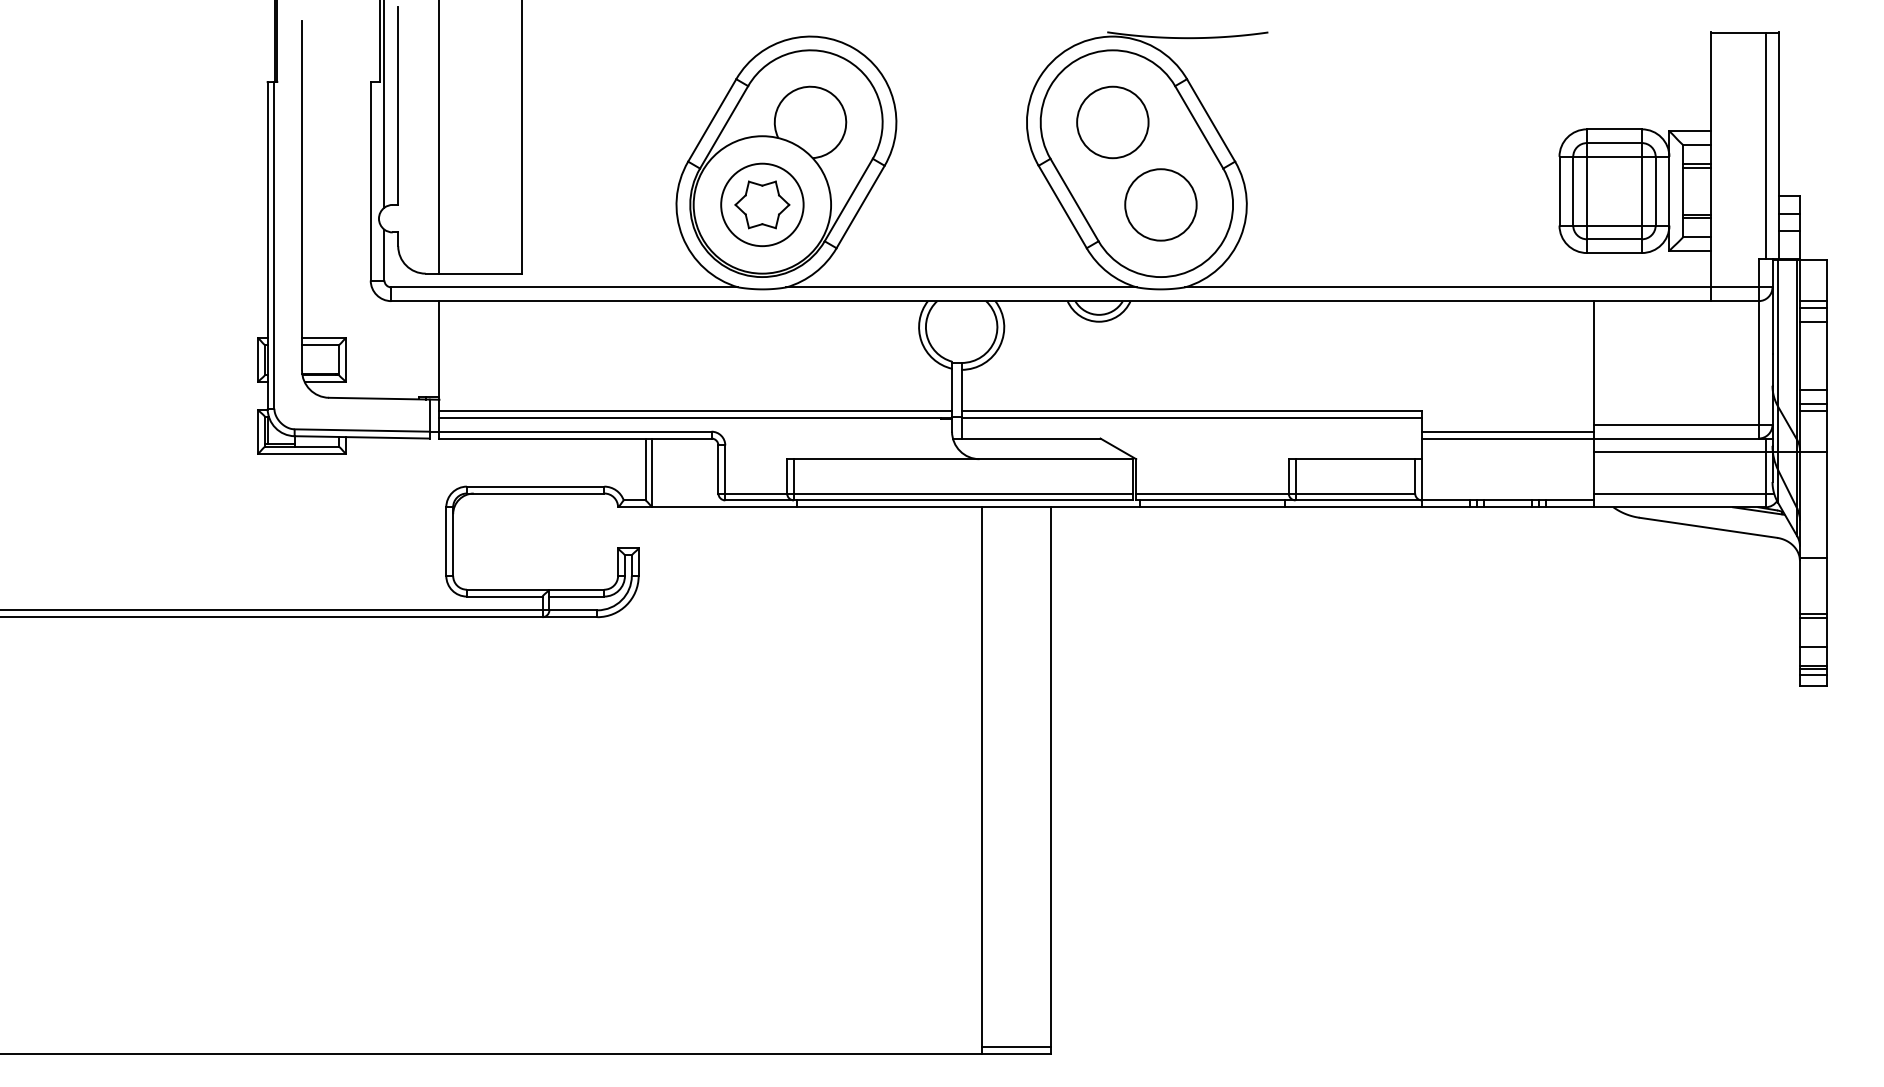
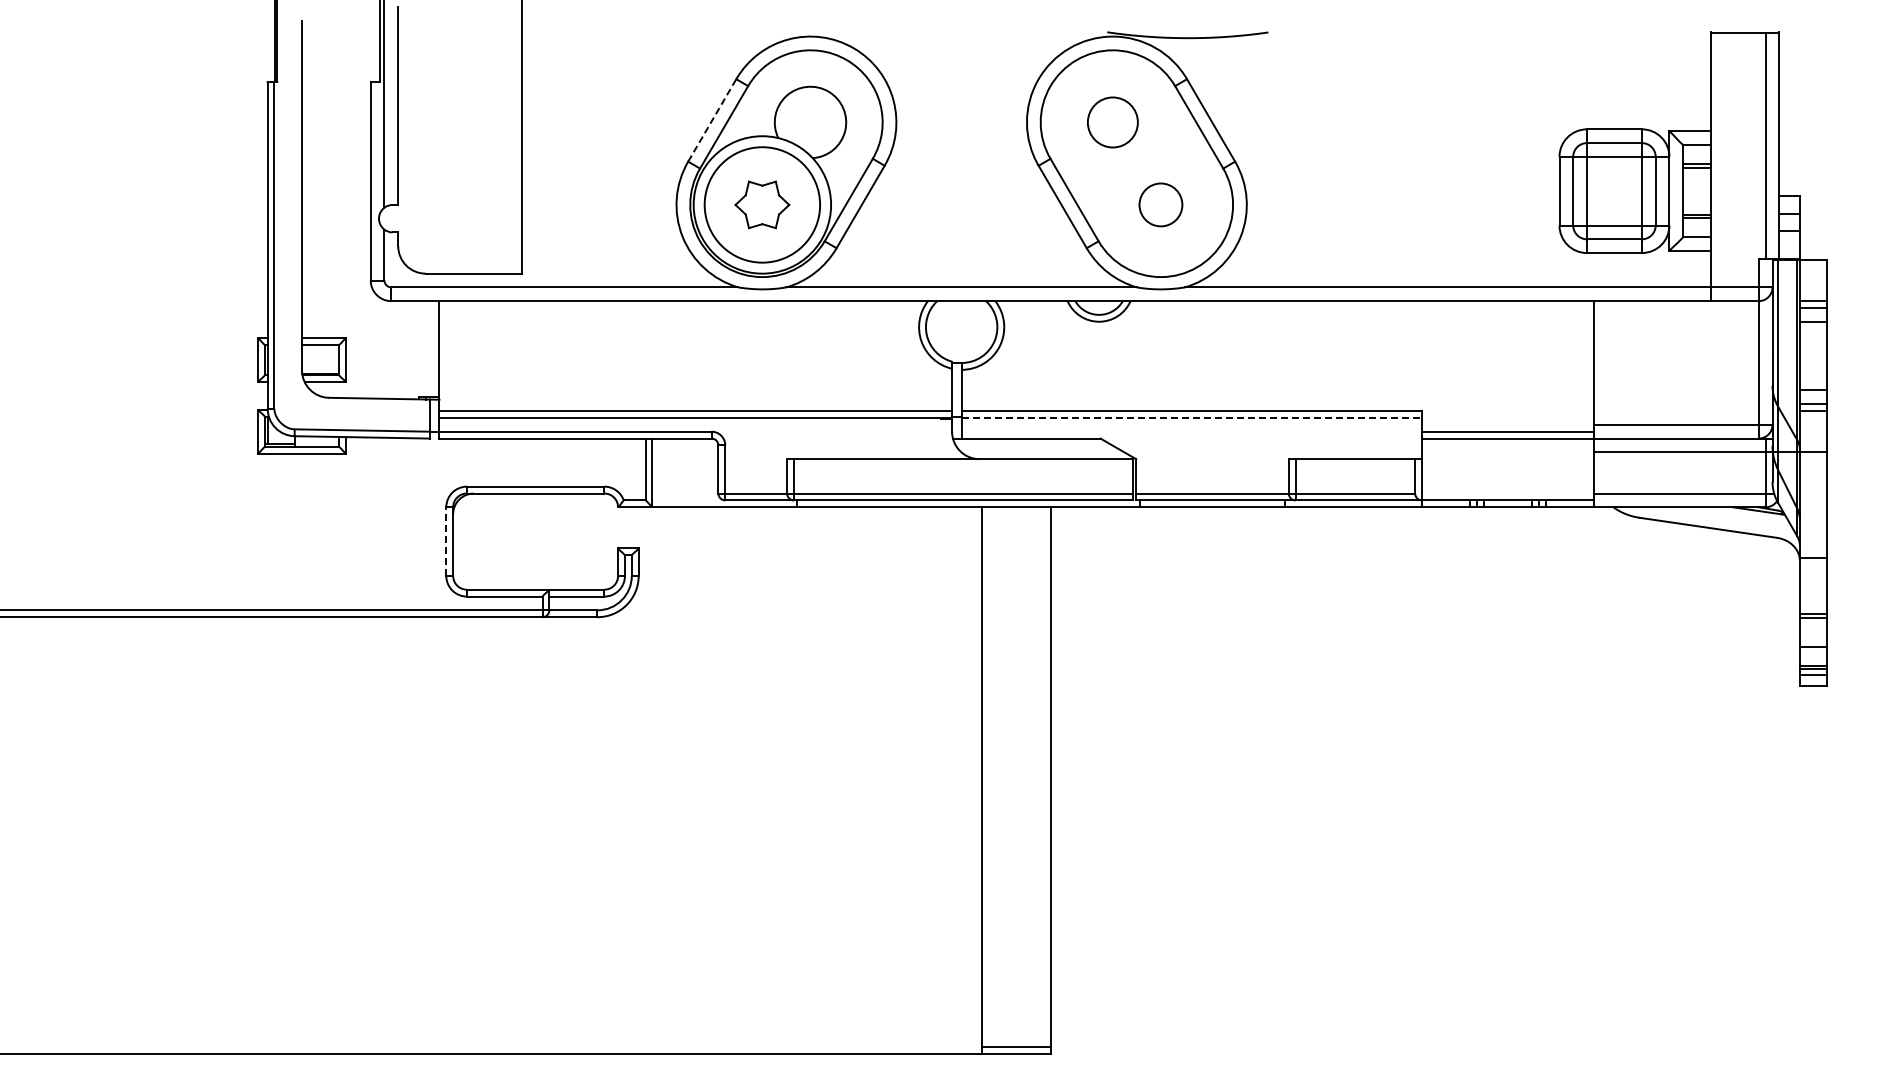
line: solid -> dashed (712, 120)
circle size: 74x75 px -> 52x53 px (1112, 122)
line: present -> none (439, 137)
circle diameter: 82 px -> 115 px (762, 204)
circle diameter: 71 px -> 43 px (1160, 204)
line: solid -> dashed (1192, 417)
line: solid -> dashed (446, 541)
